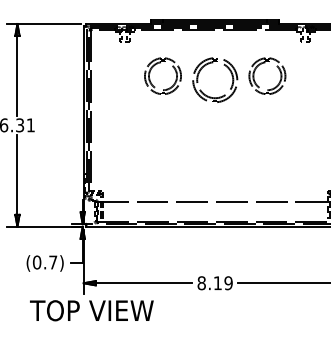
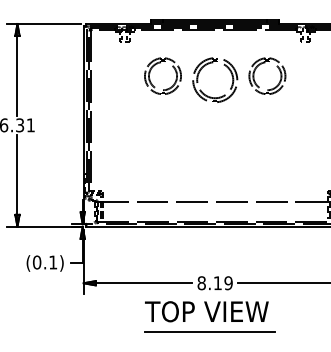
text: (0.7) -> (0.1) (53, 262)
text position: (91, 310) -> (206, 311) (206, 311)
line: none -> present (209, 332)
